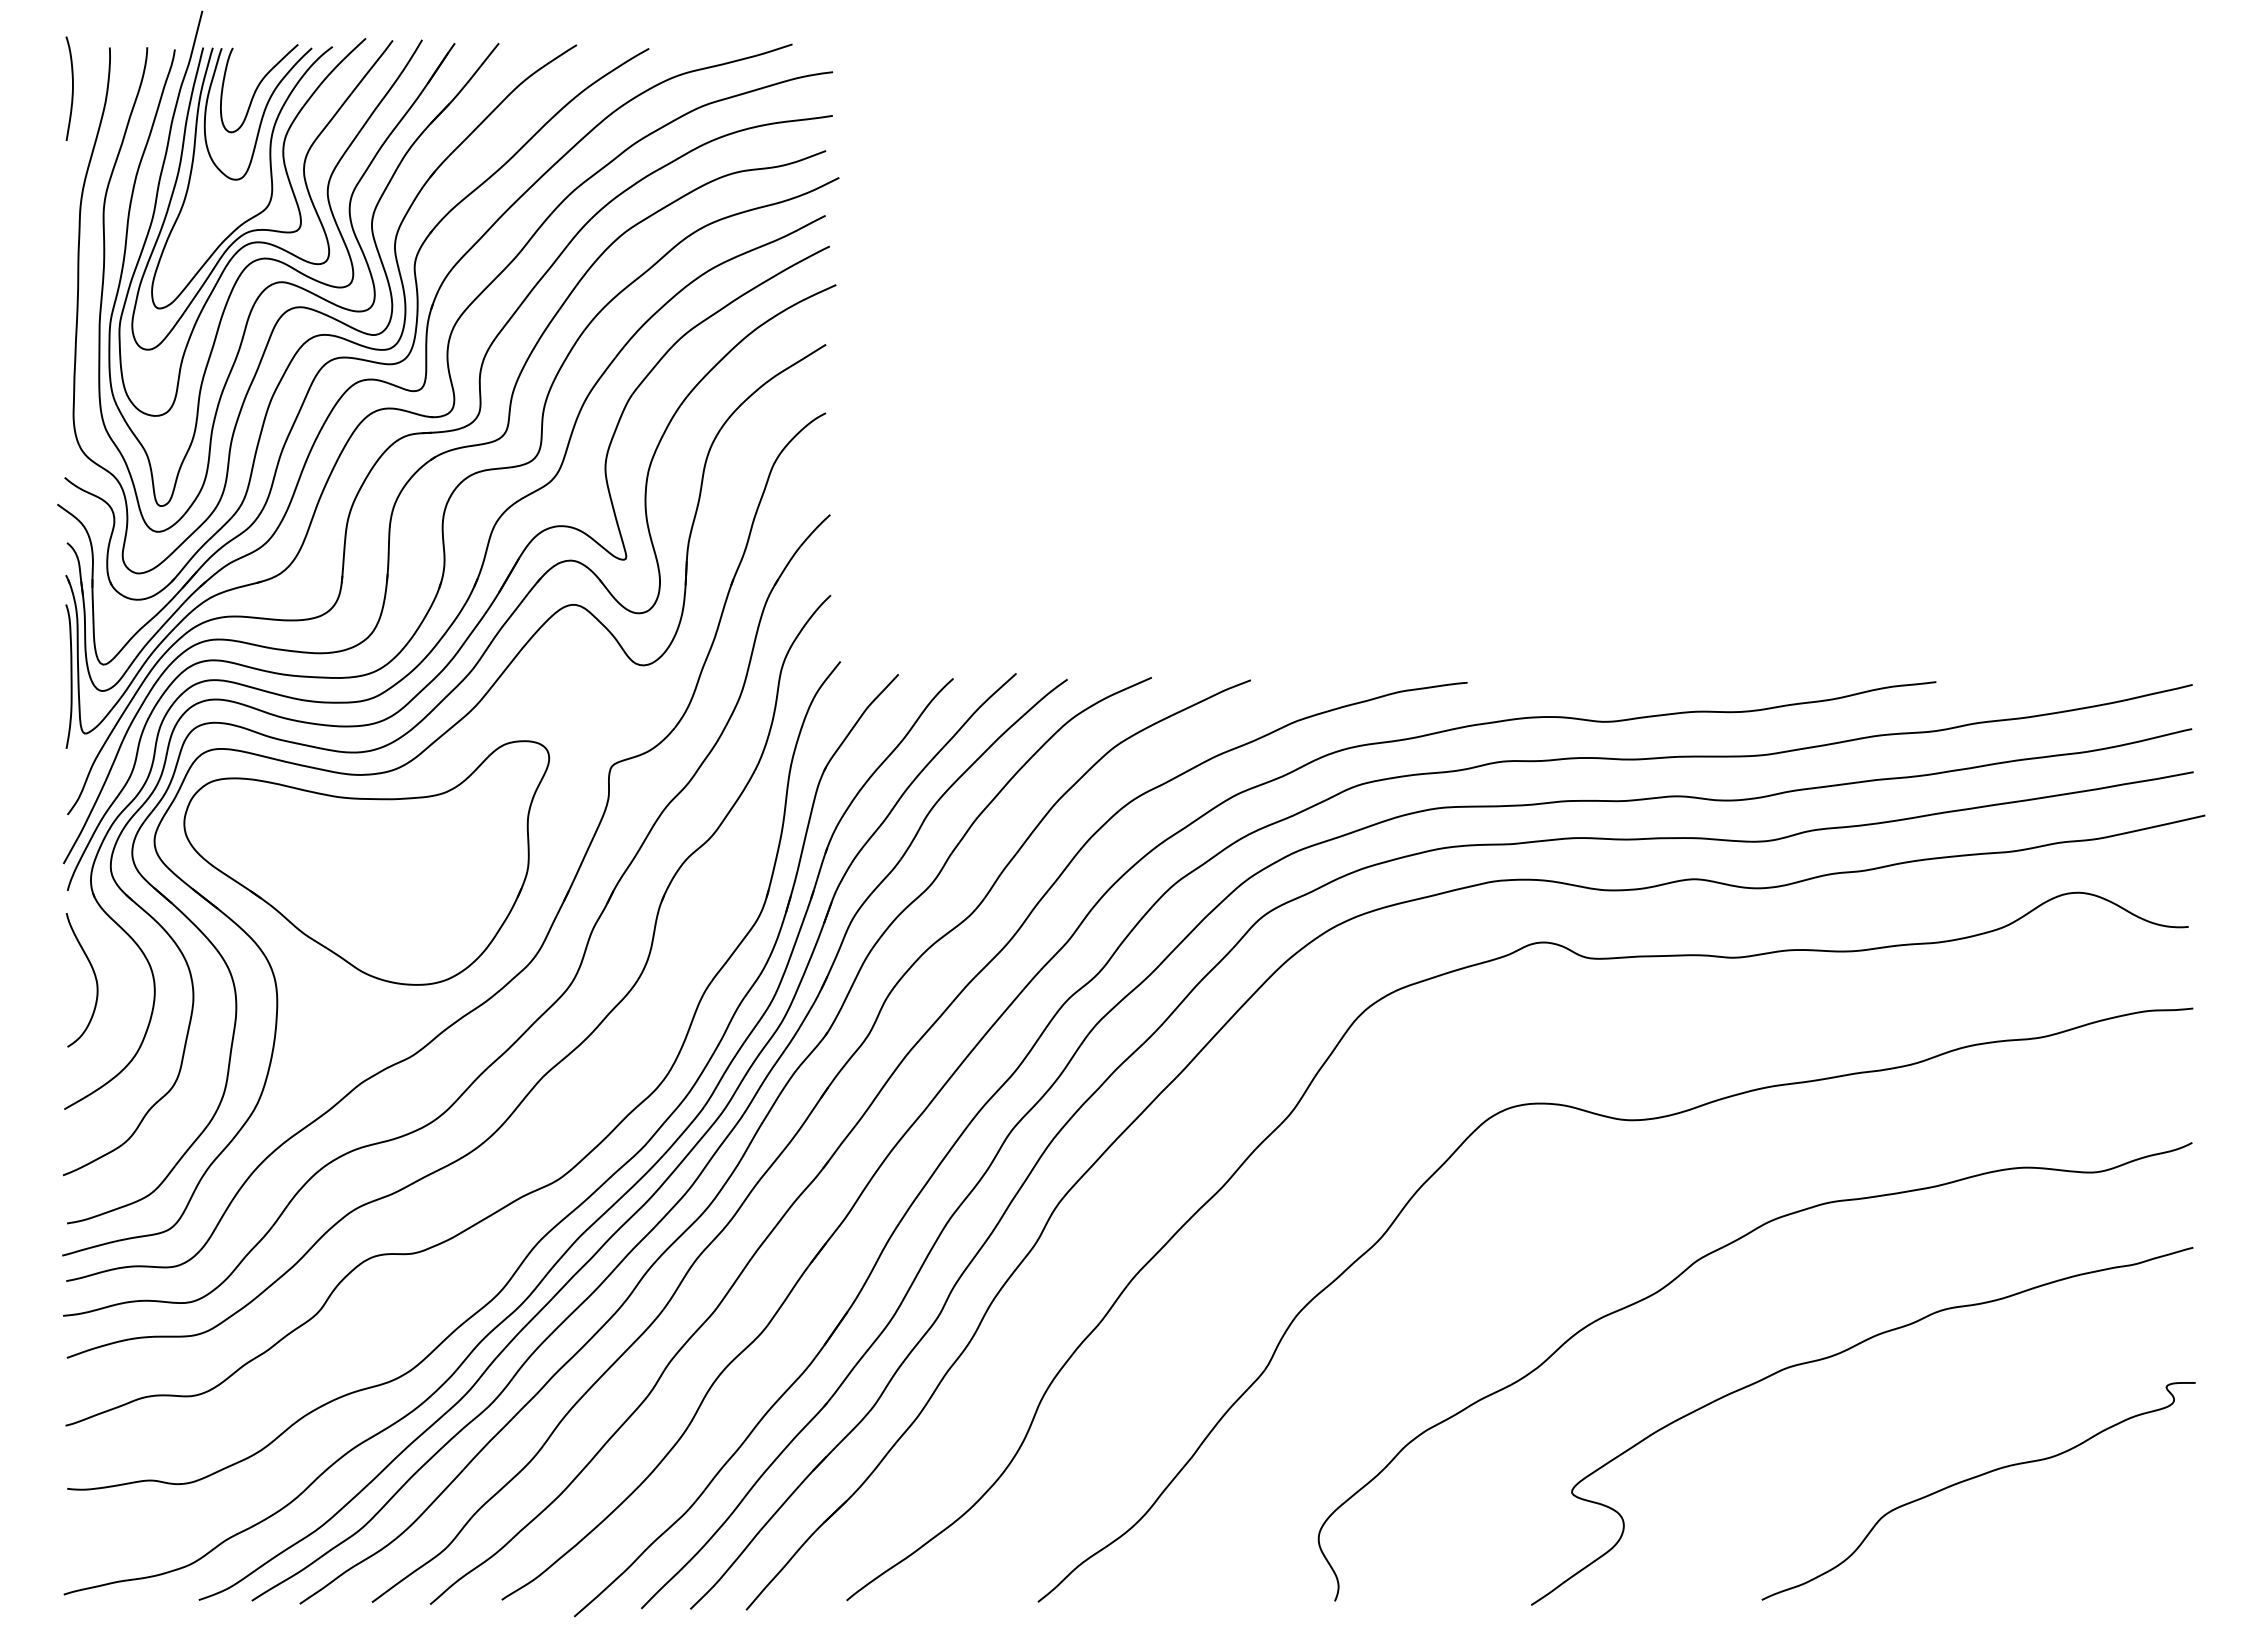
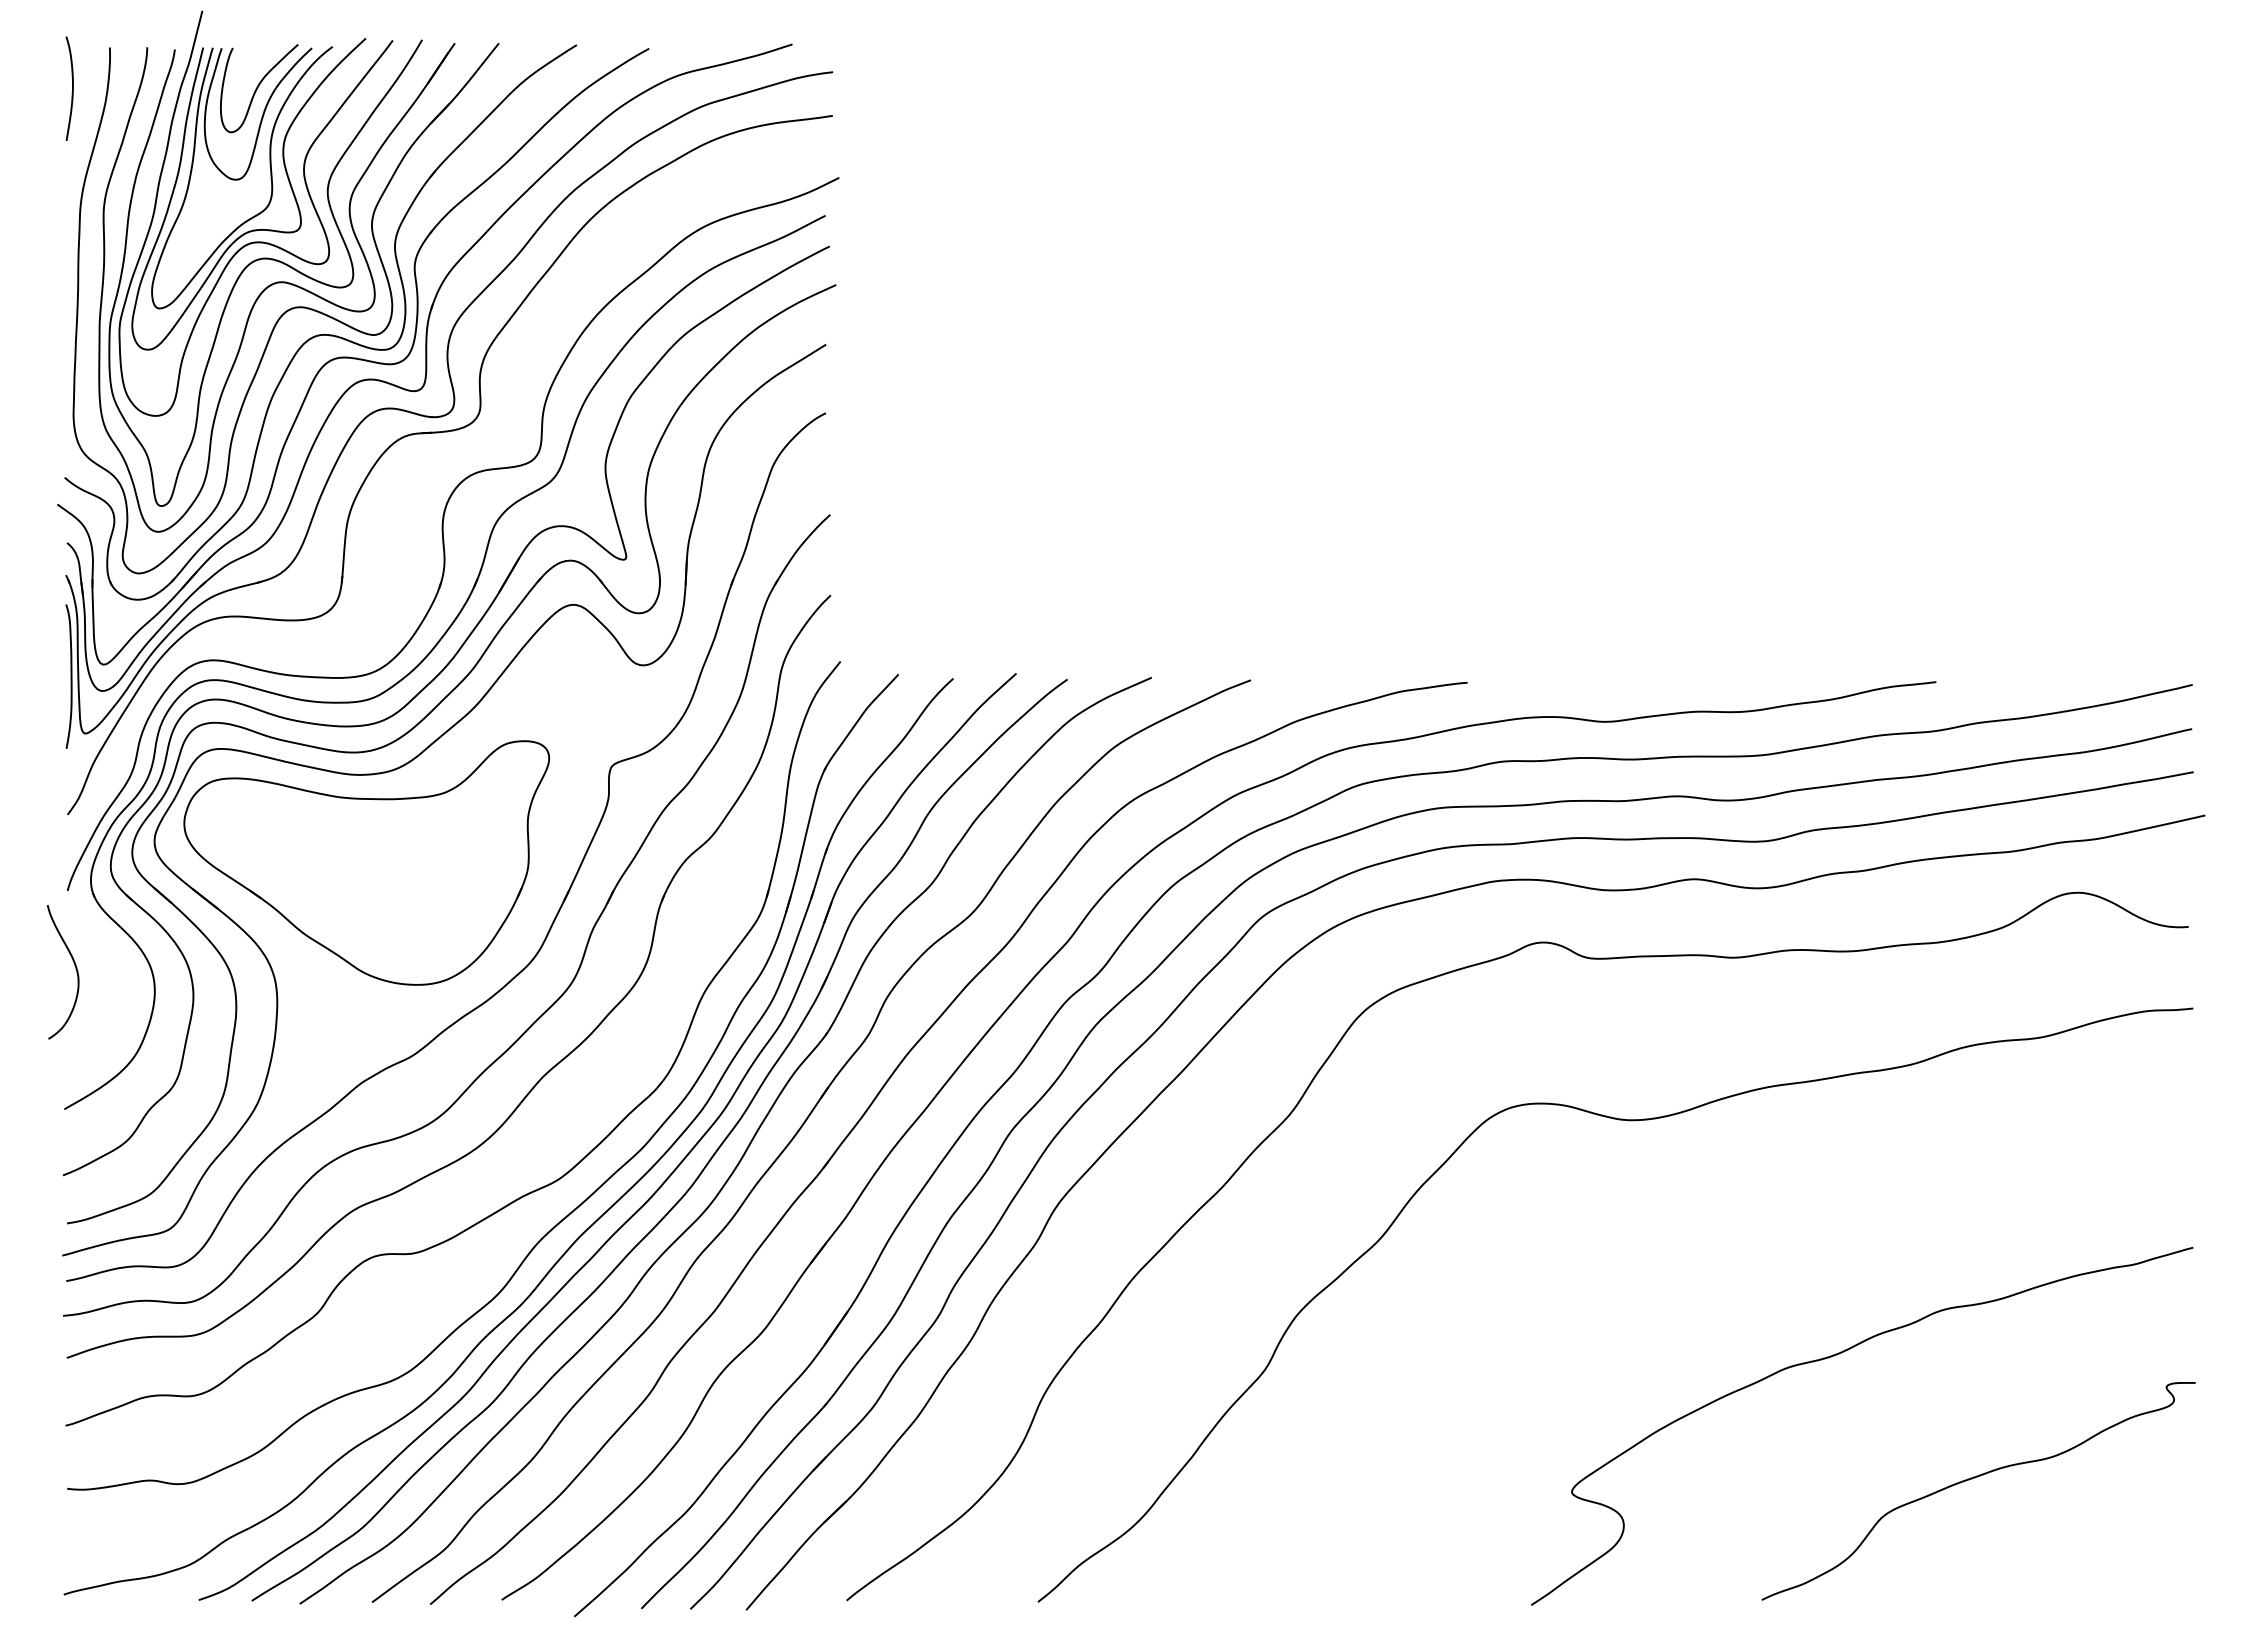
part: present -> none (410, 480)
curve position: (94, 977) -> (75, 969) (75, 969)
curve: present -> none (1676, 1279)
